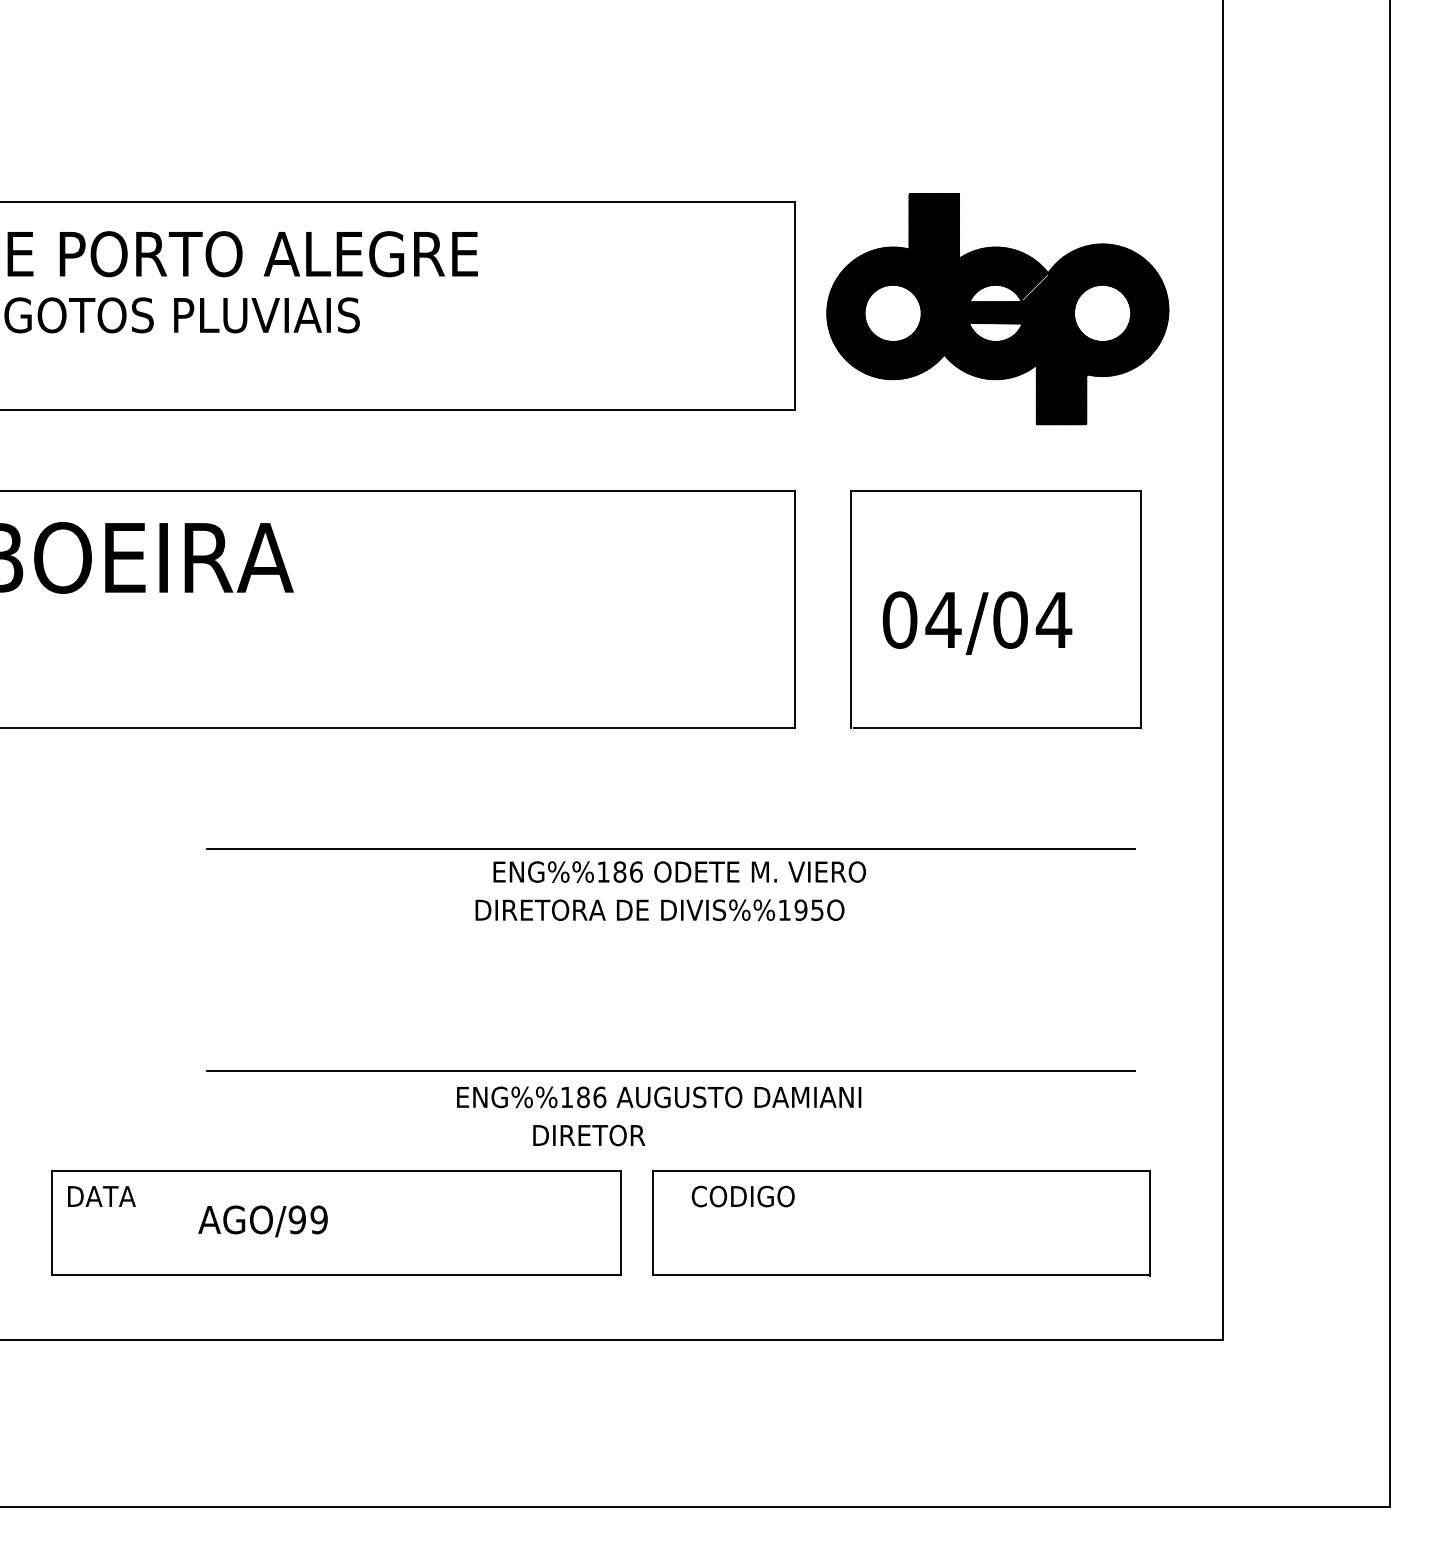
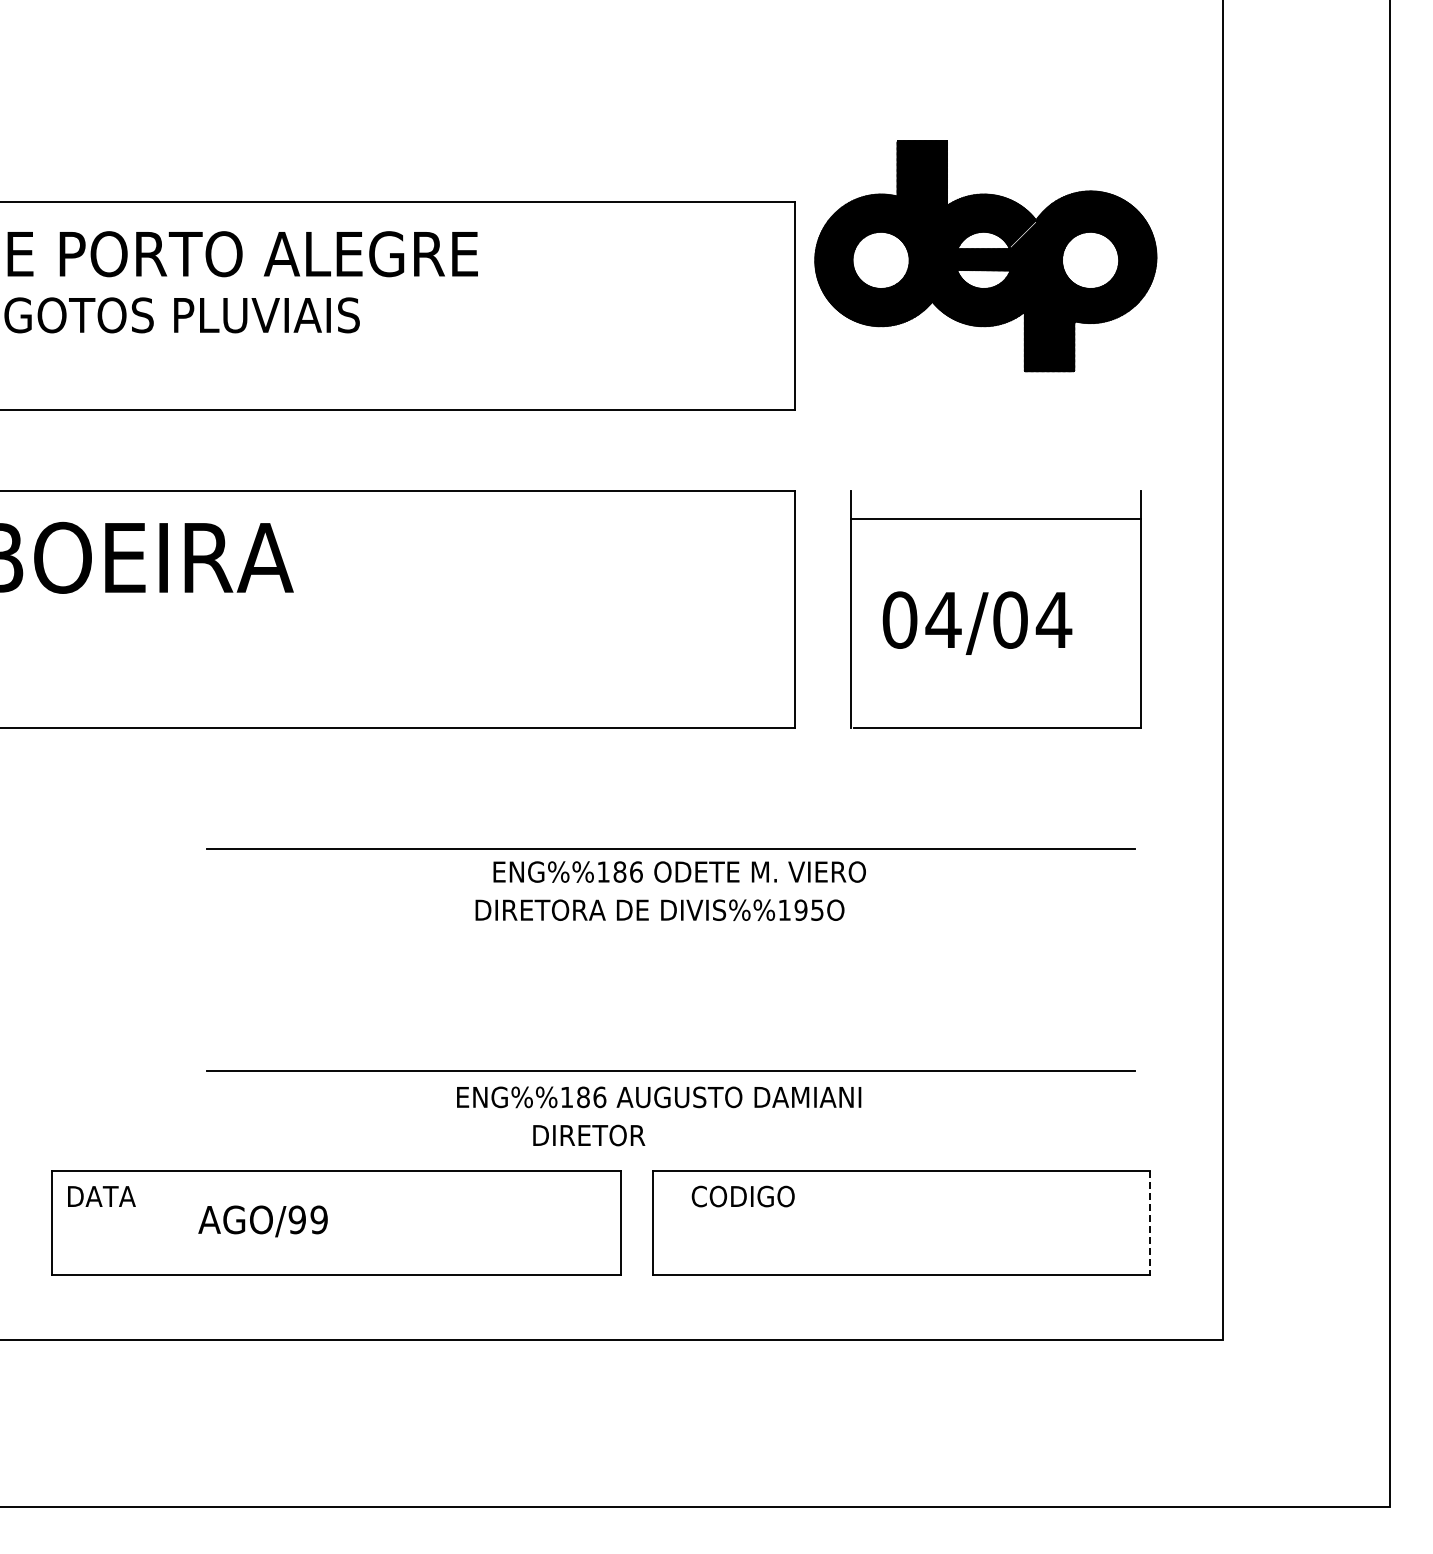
part position: (997, 309) -> (985, 256) (985, 256)
line position: (996, 491) -> (996, 519) (996, 519)
line: solid -> dashed (1149, 1223)
